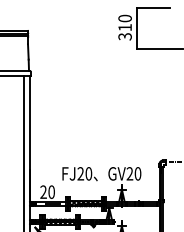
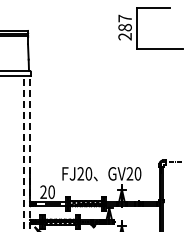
text: 310 -> 287 (124, 27)
line: solid -> dashed (23, 153)
line: solid -> dashed (30, 153)
